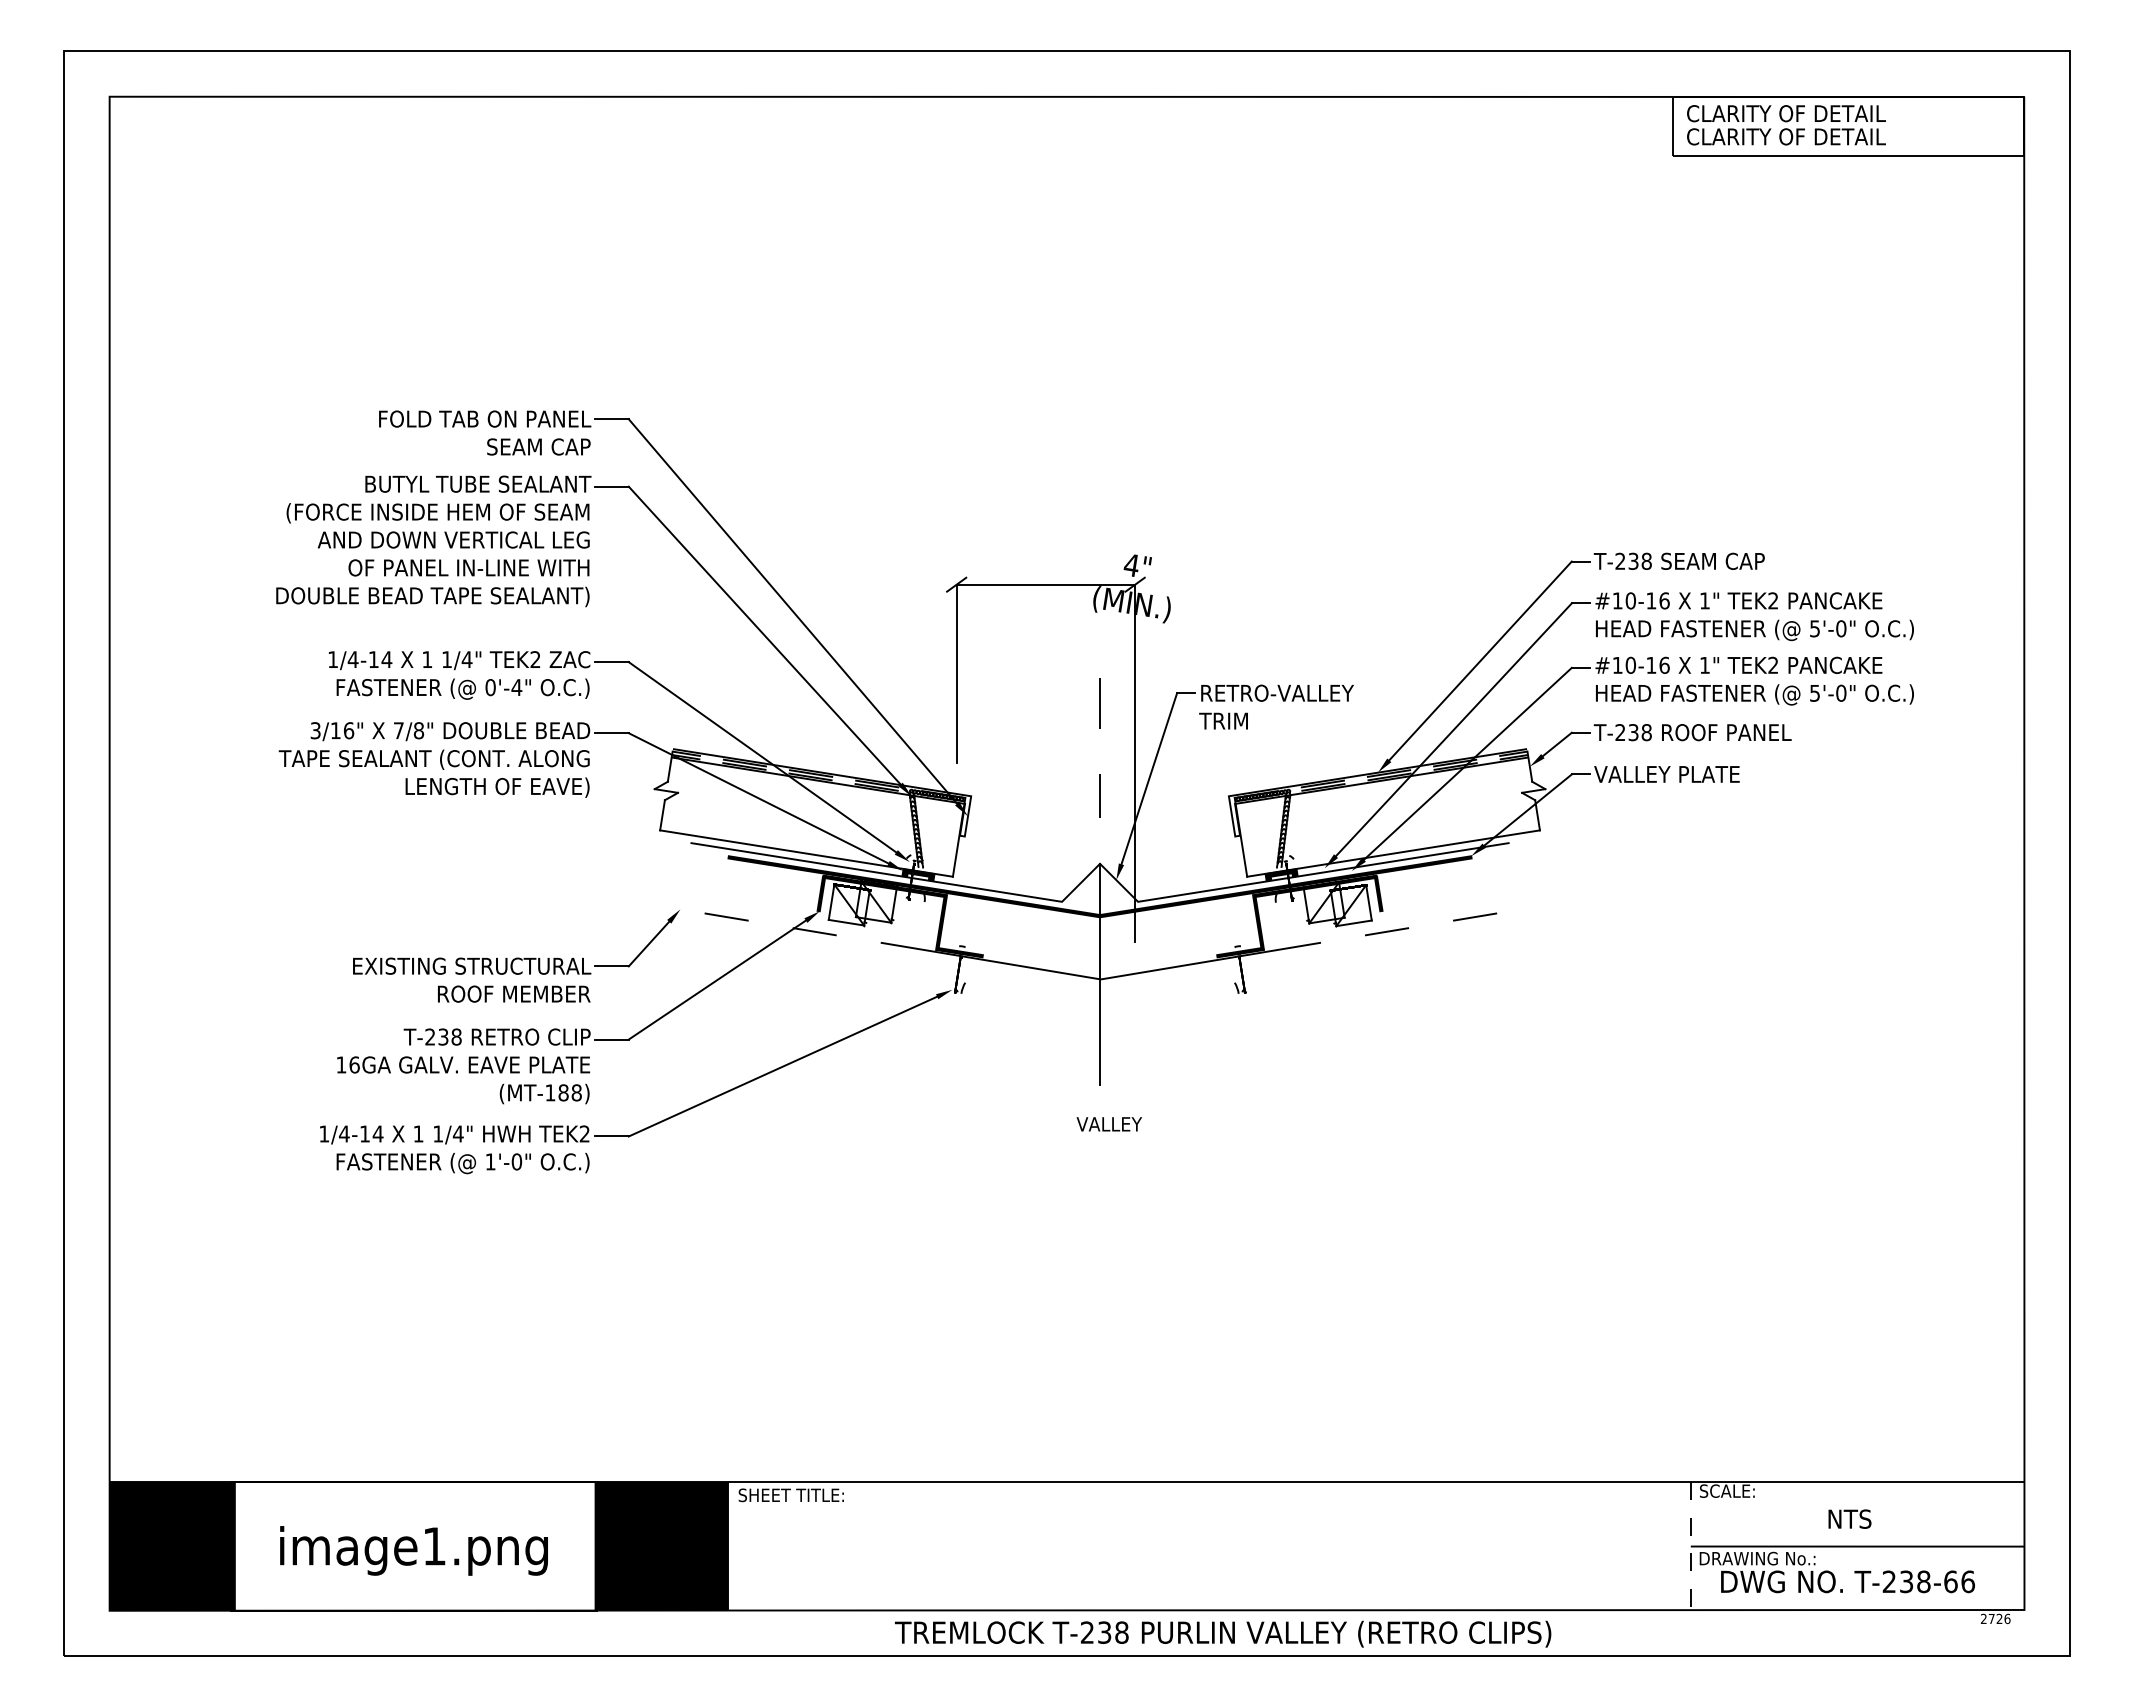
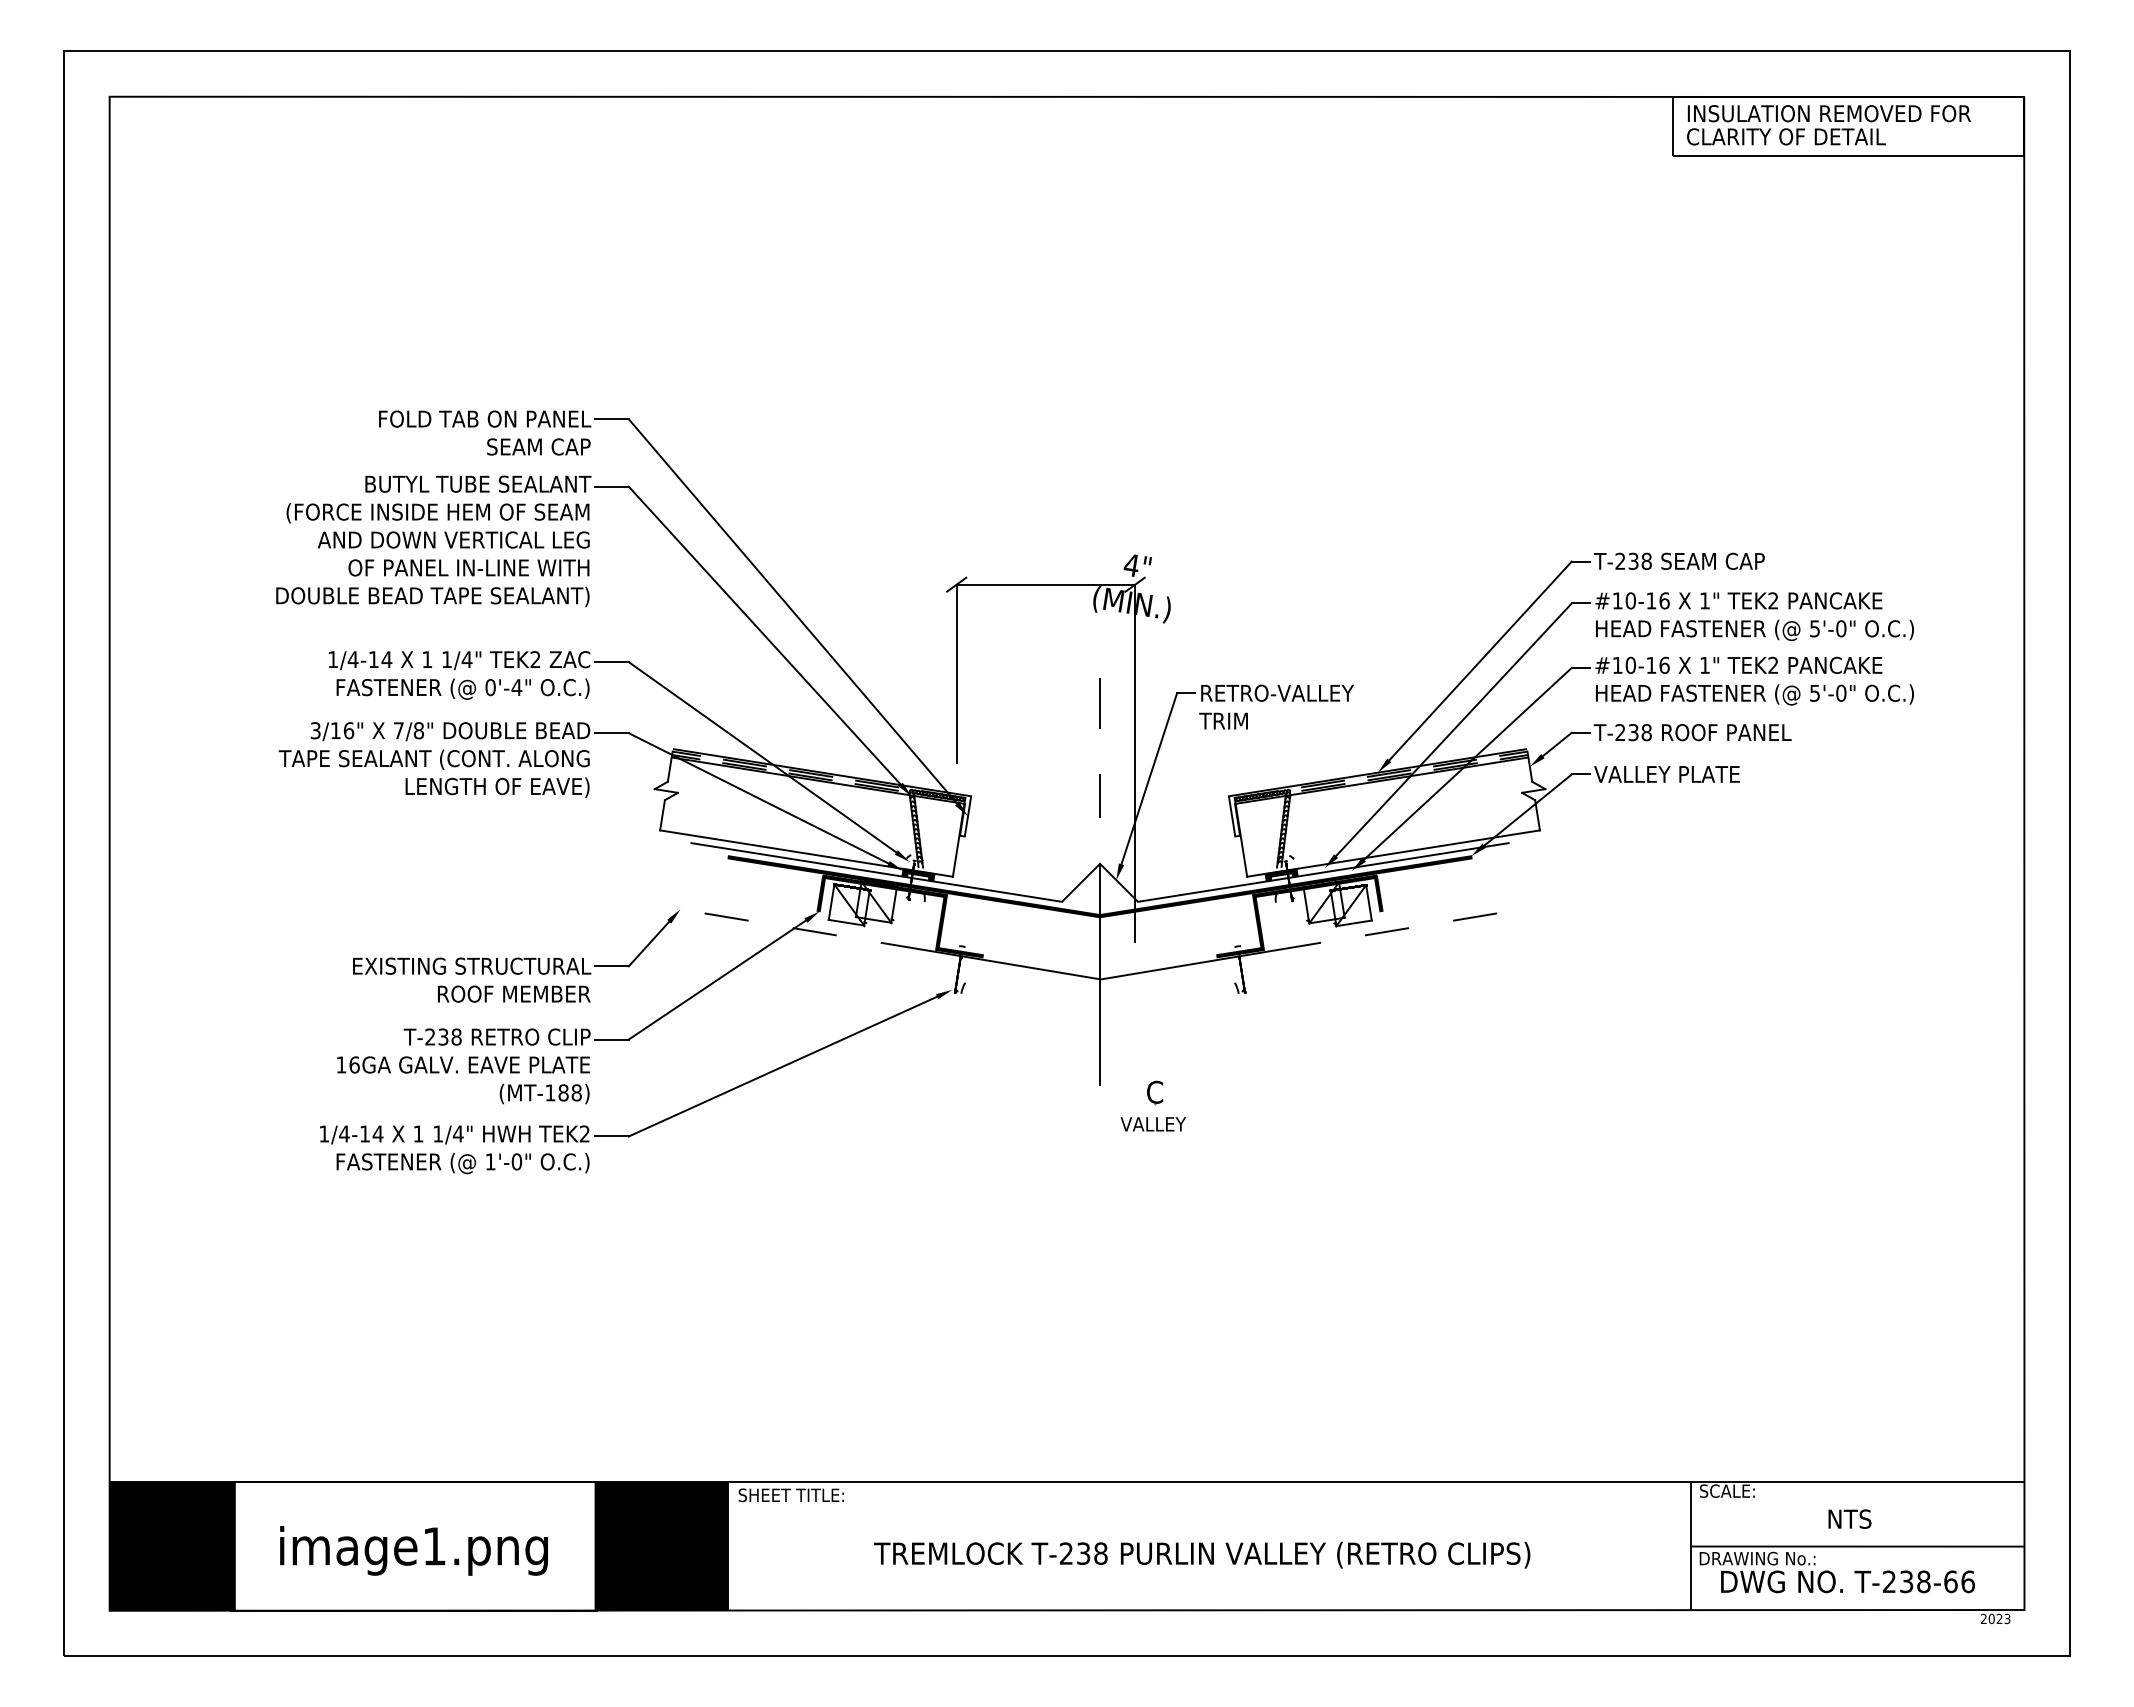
text: CLARITY OF DETAIL -> INSULATION REMOVED FOR (1828, 113)
part: none -> present (1155, 1092)
text position: (1108, 1124) -> (1152, 1124) (1152, 1124)
line: dashed -> solid (1690, 1546)
text: 2726 -> 2023 (1999, 1618)
text position: (1223, 1633) -> (1202, 1554) (1202, 1554)
